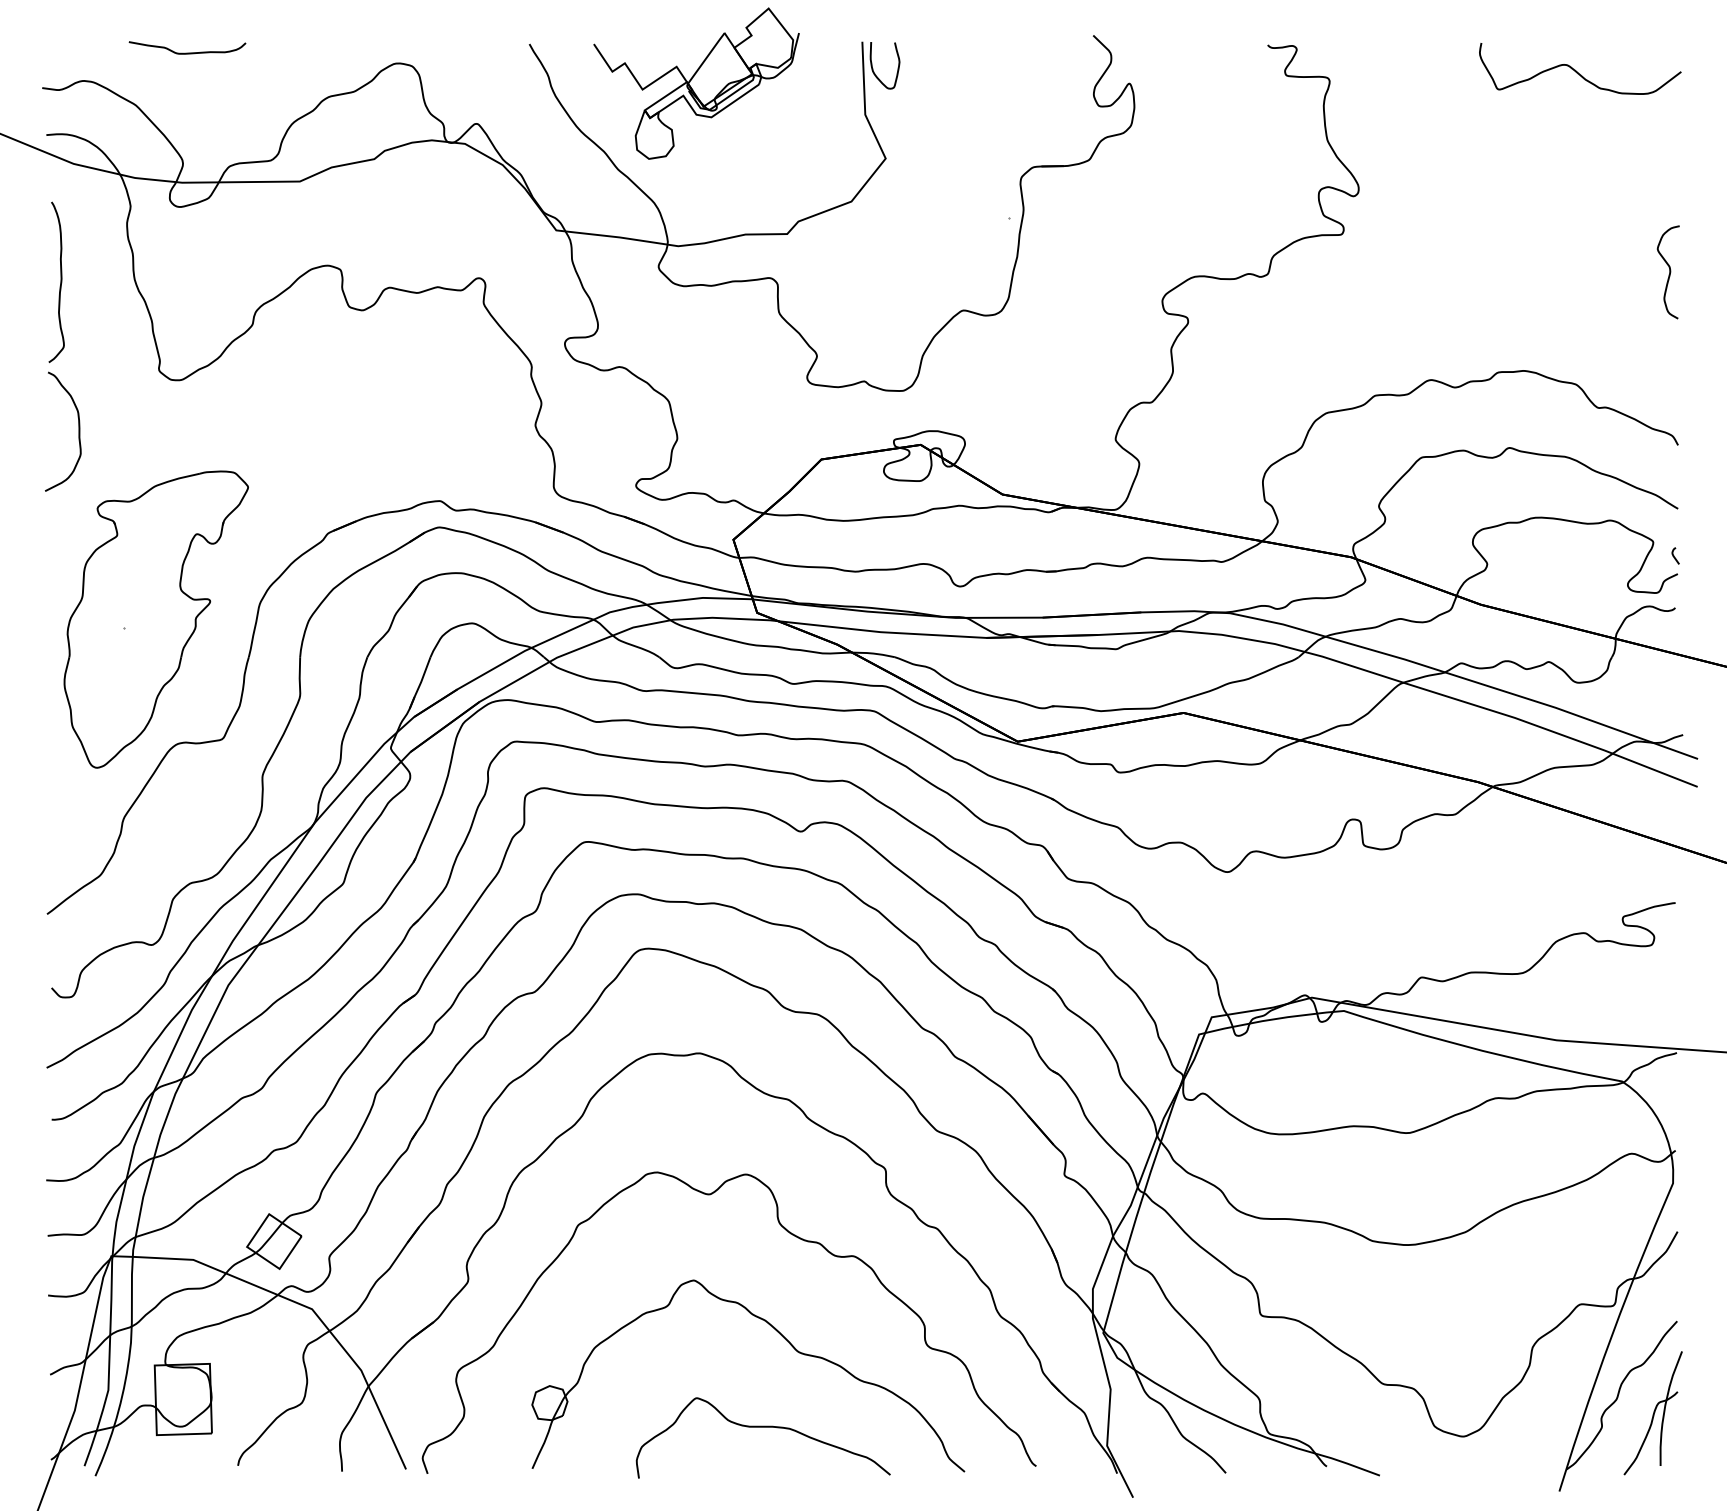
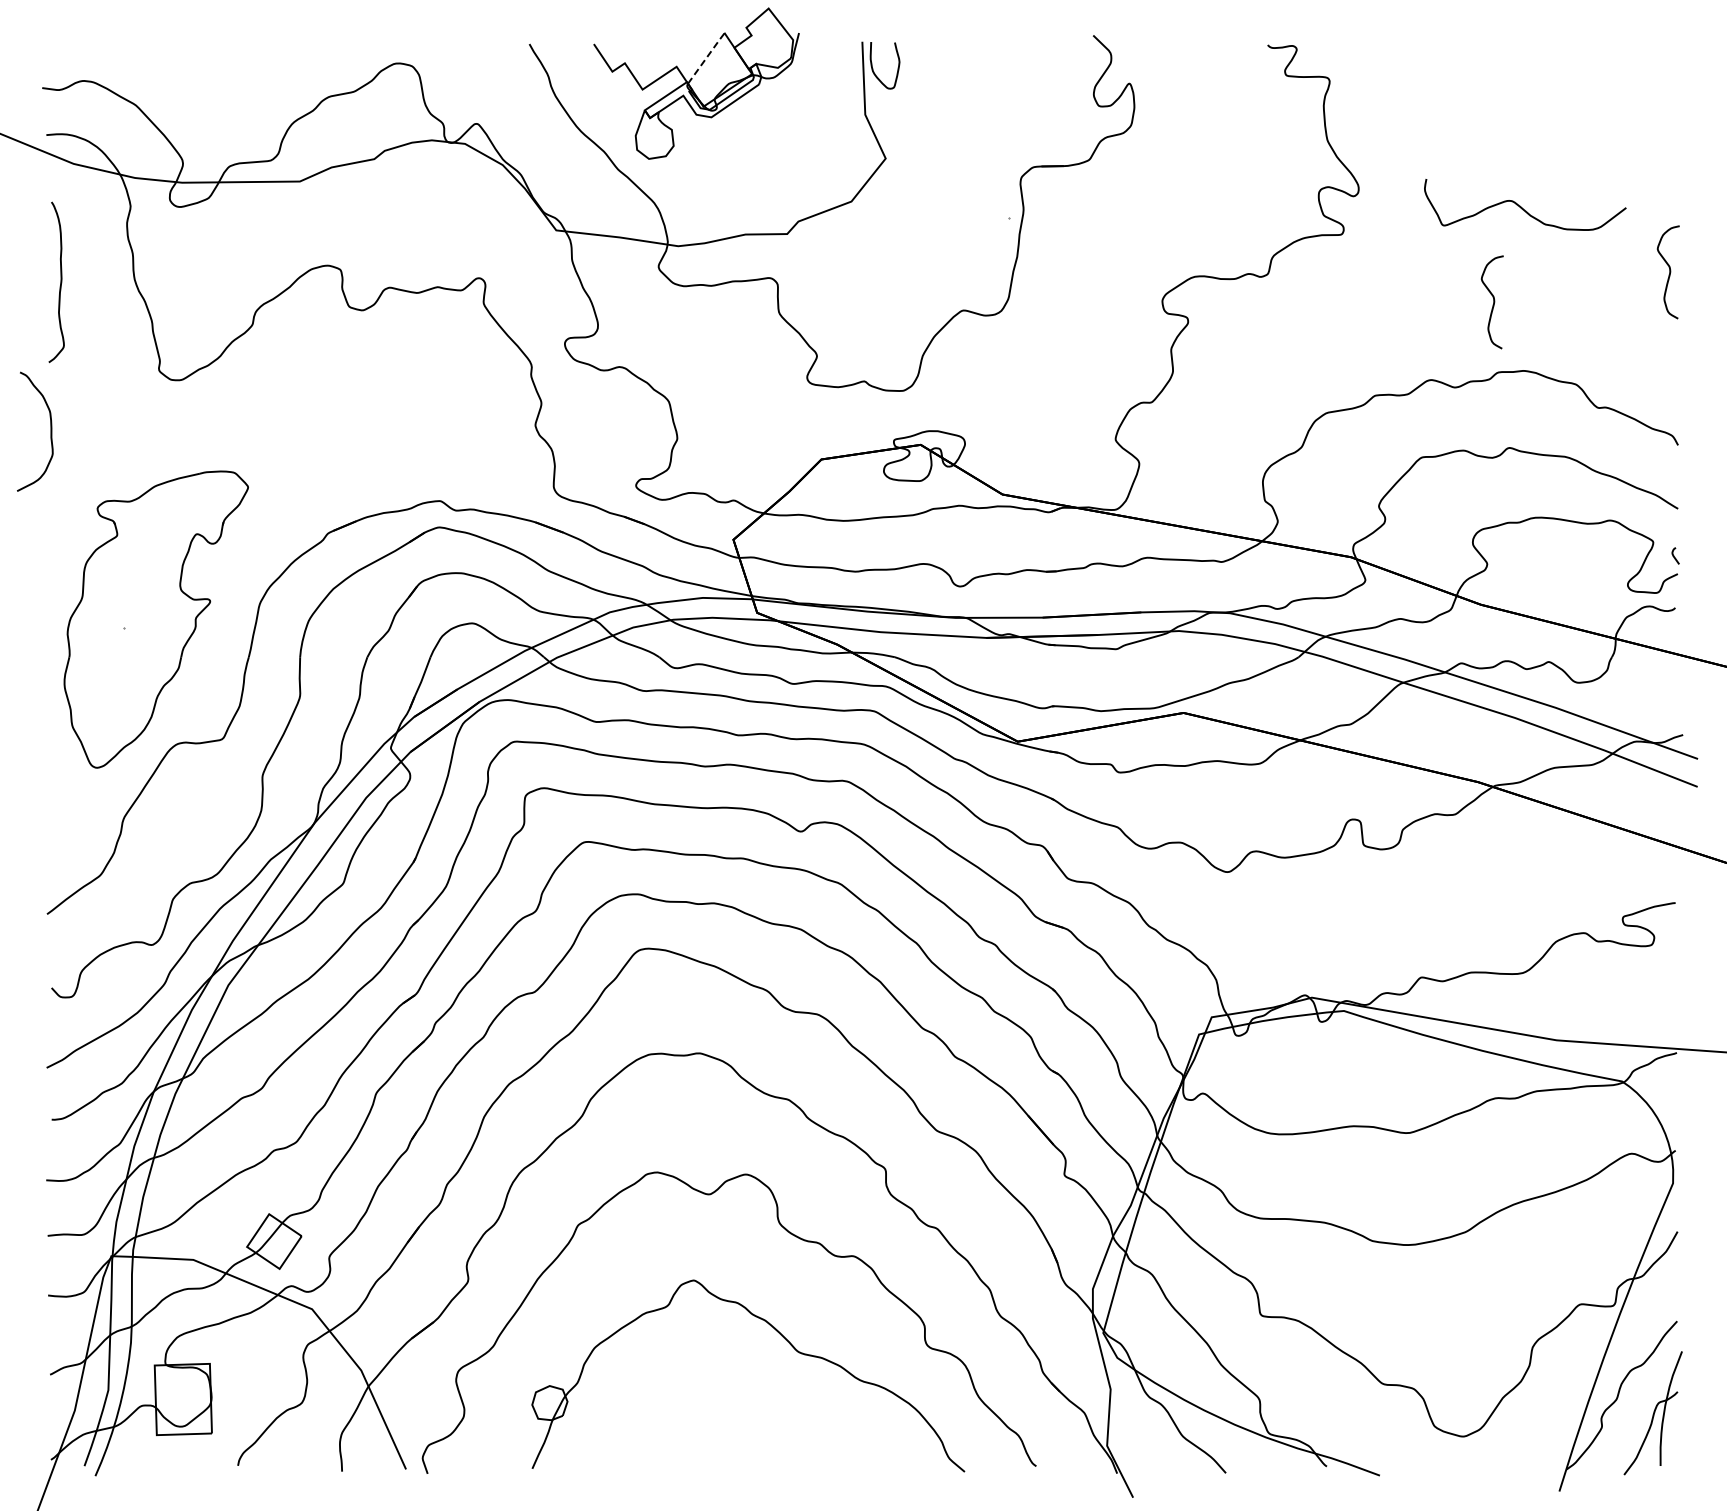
curve: present -> none (187, 52)
line: solid -> dashed (706, 57)
curve position: (1577, 71) -> (1522, 207) (1522, 207)
curve: none -> present (1493, 302)
curve position: (78, 431) -> (50, 431) (50, 431)
curve: present -> none (762, 1427)
